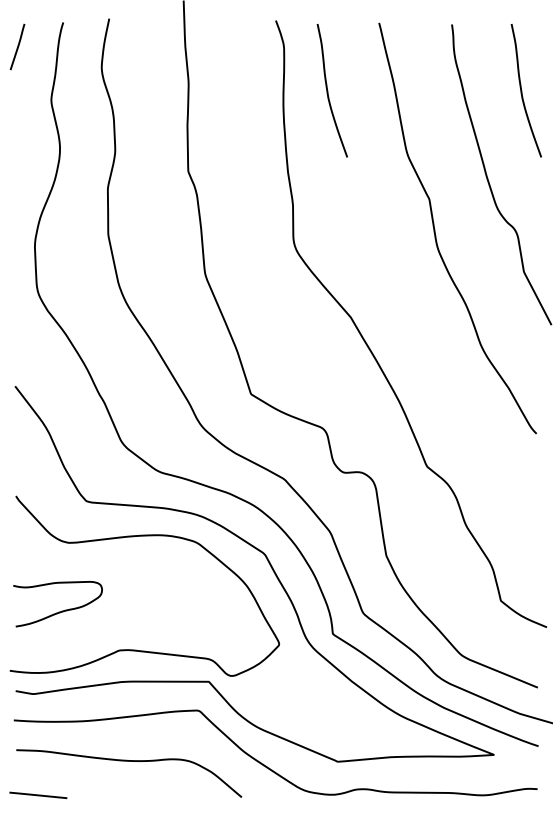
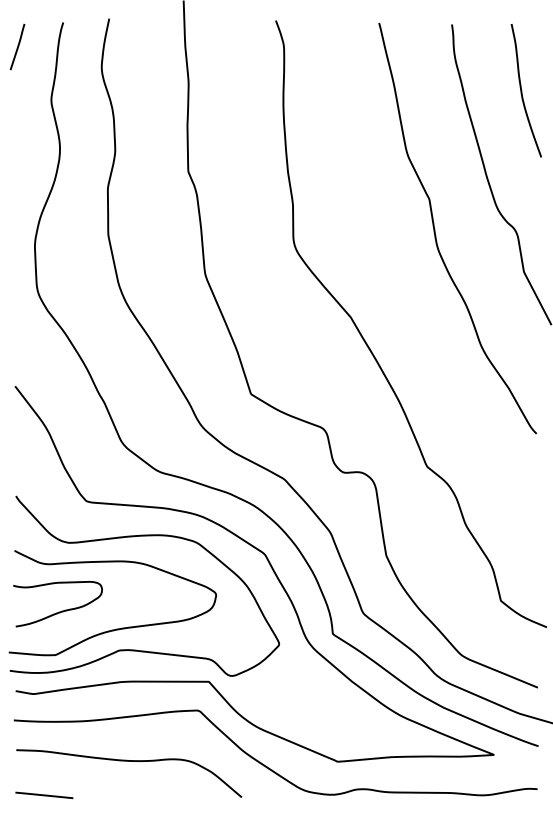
curve: present -> none (328, 90)
curve: none -> present (116, 628)
line position: (38, 795) -> (44, 795) (44, 795)
